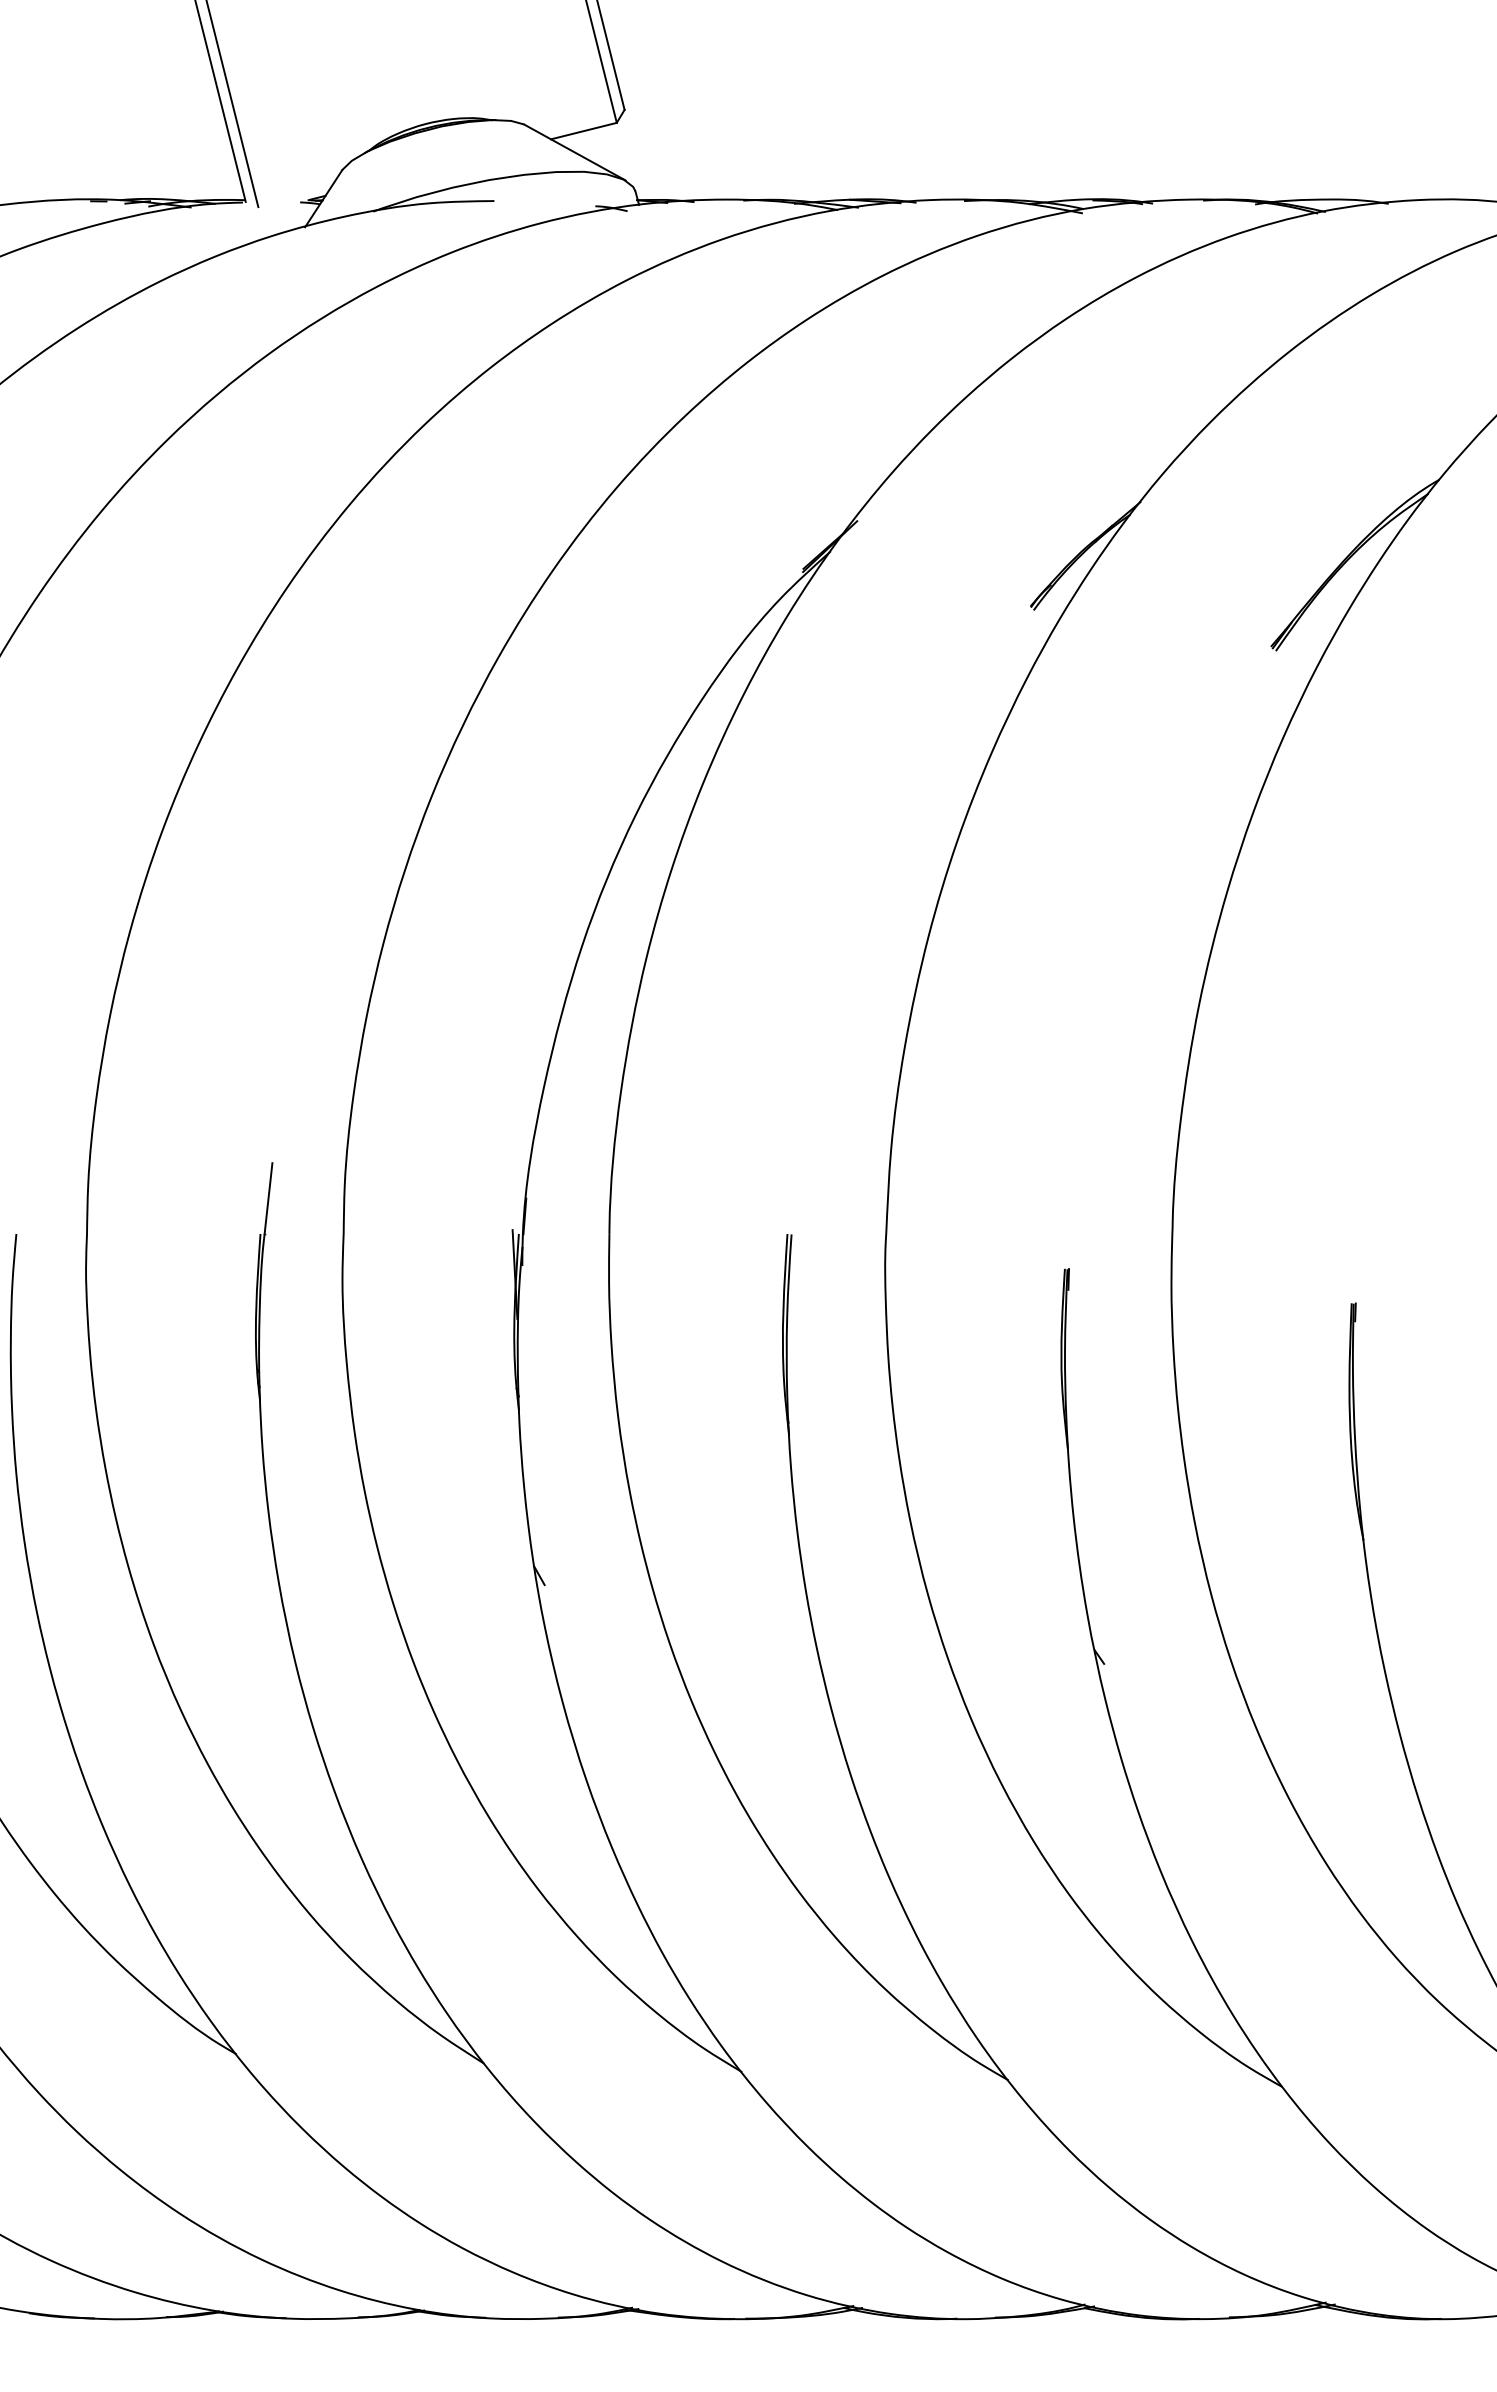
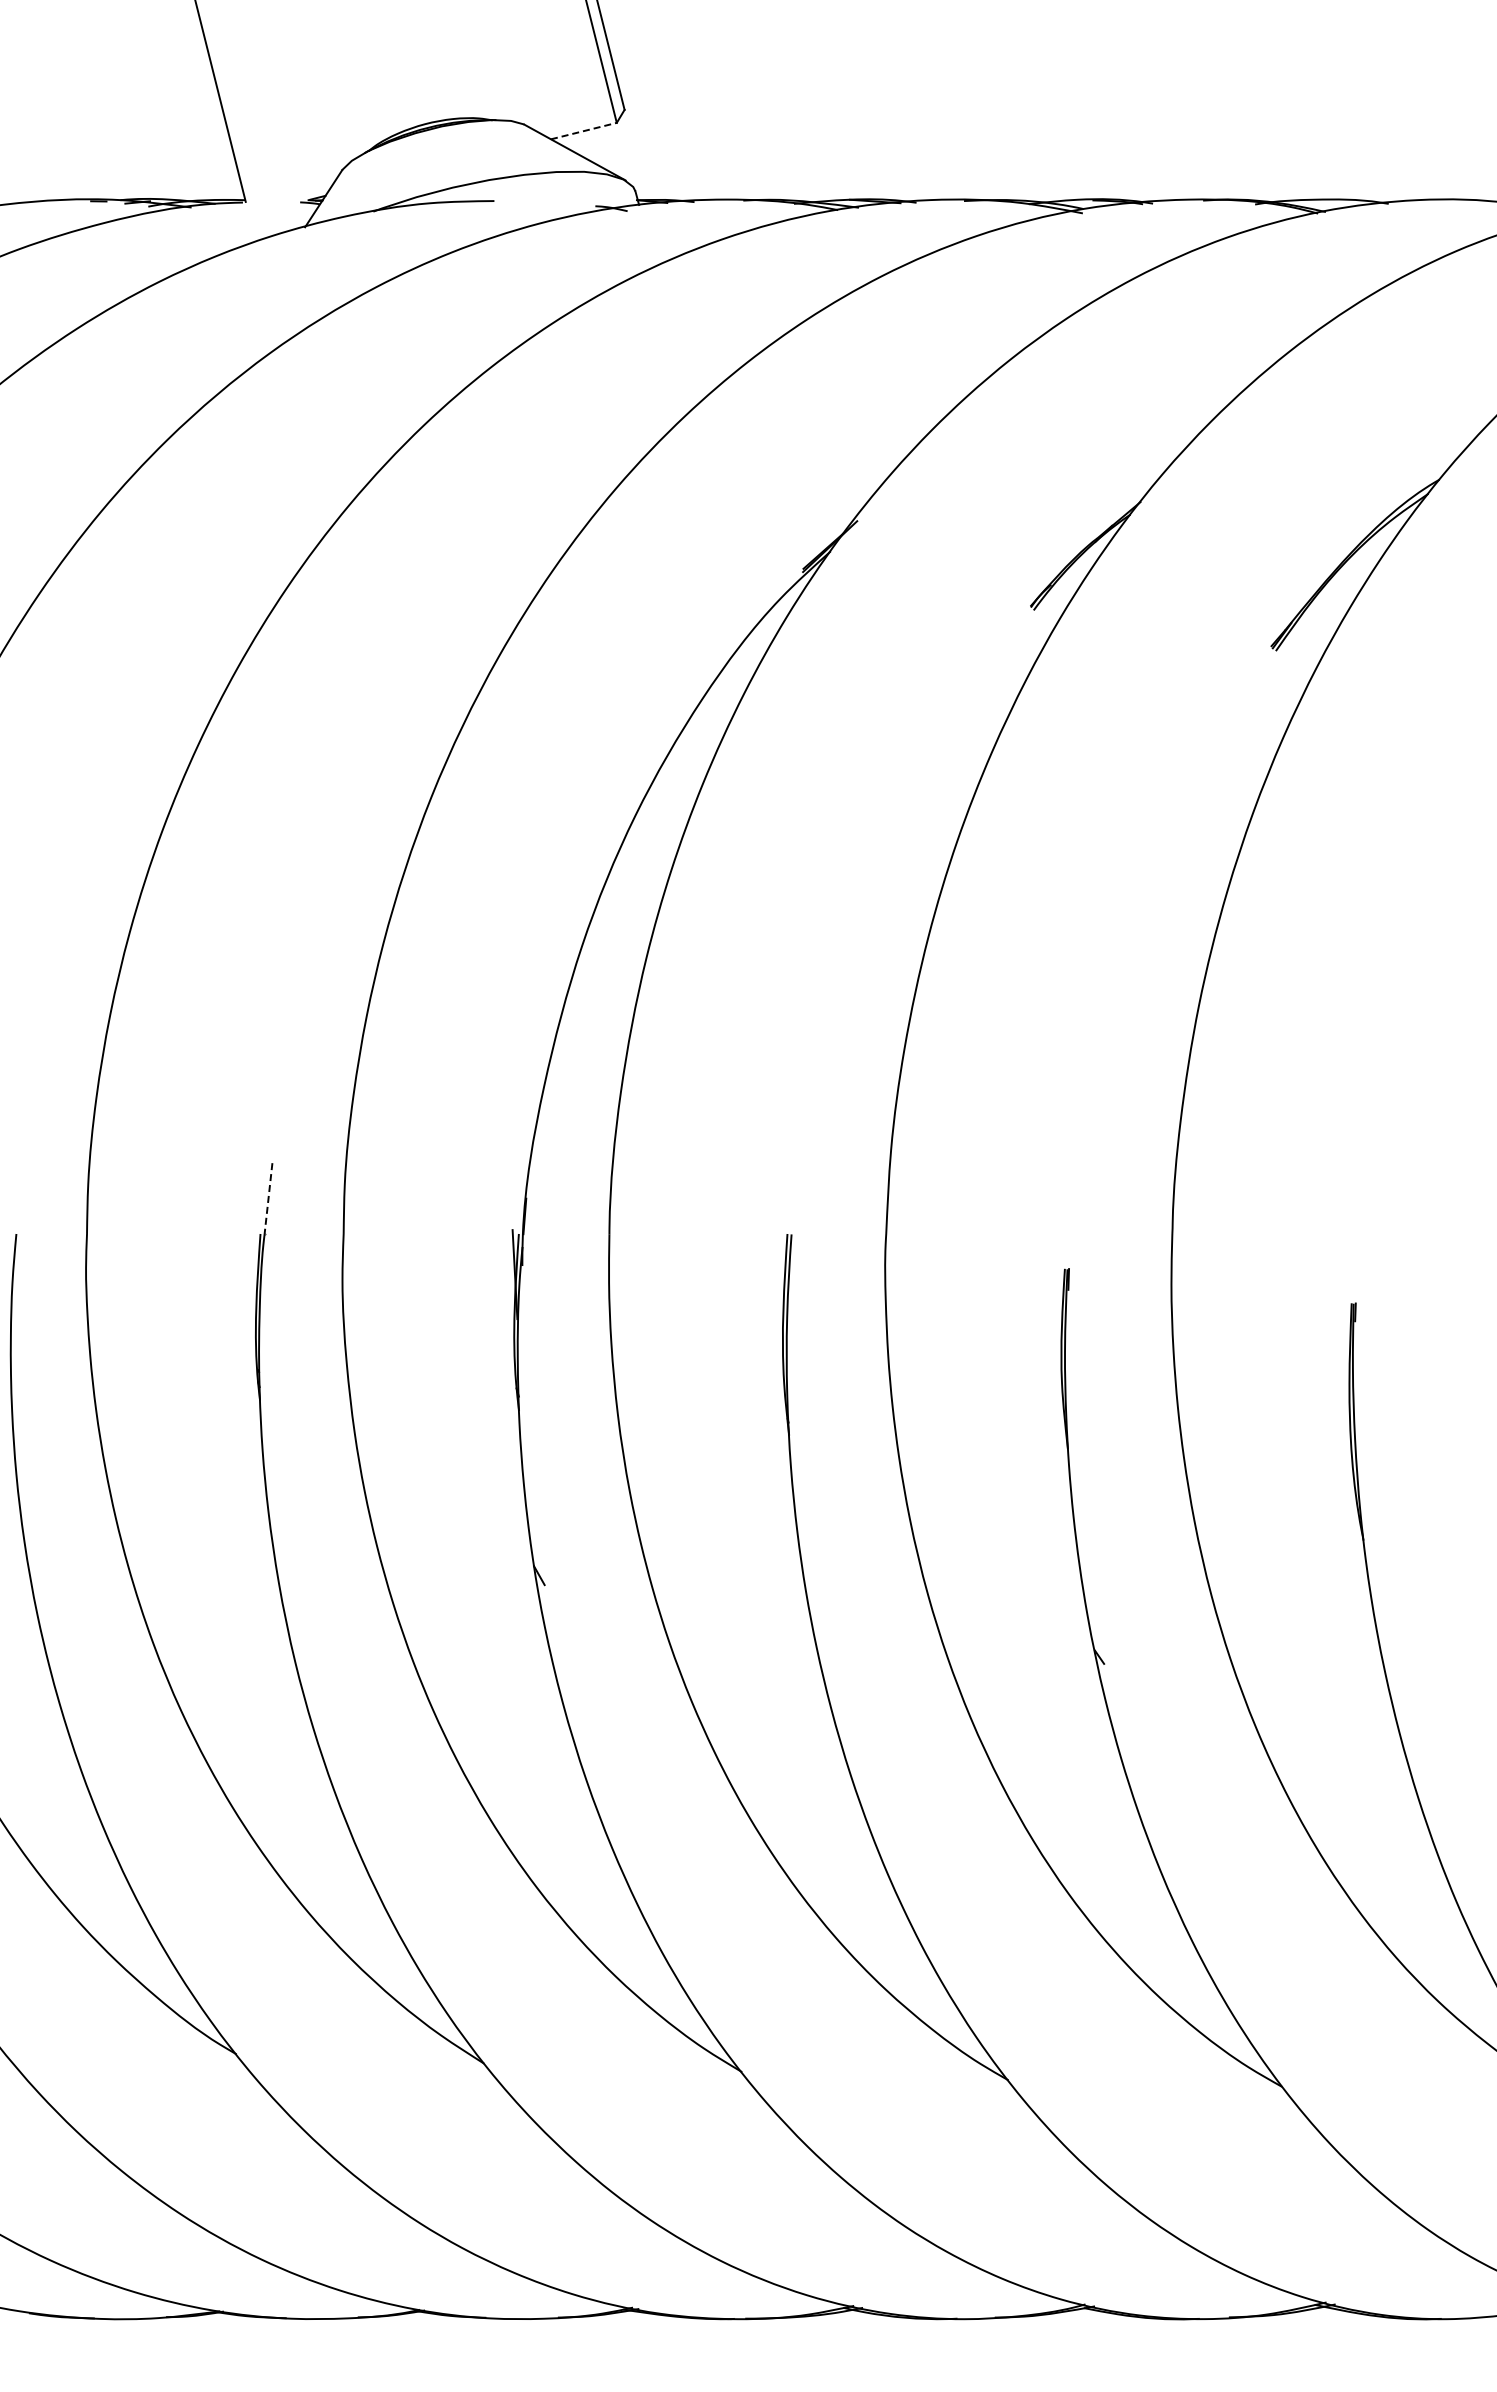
line: present -> none (232, 104)
line: solid -> dashed (583, 131)
line: solid -> dashed (268, 1198)
